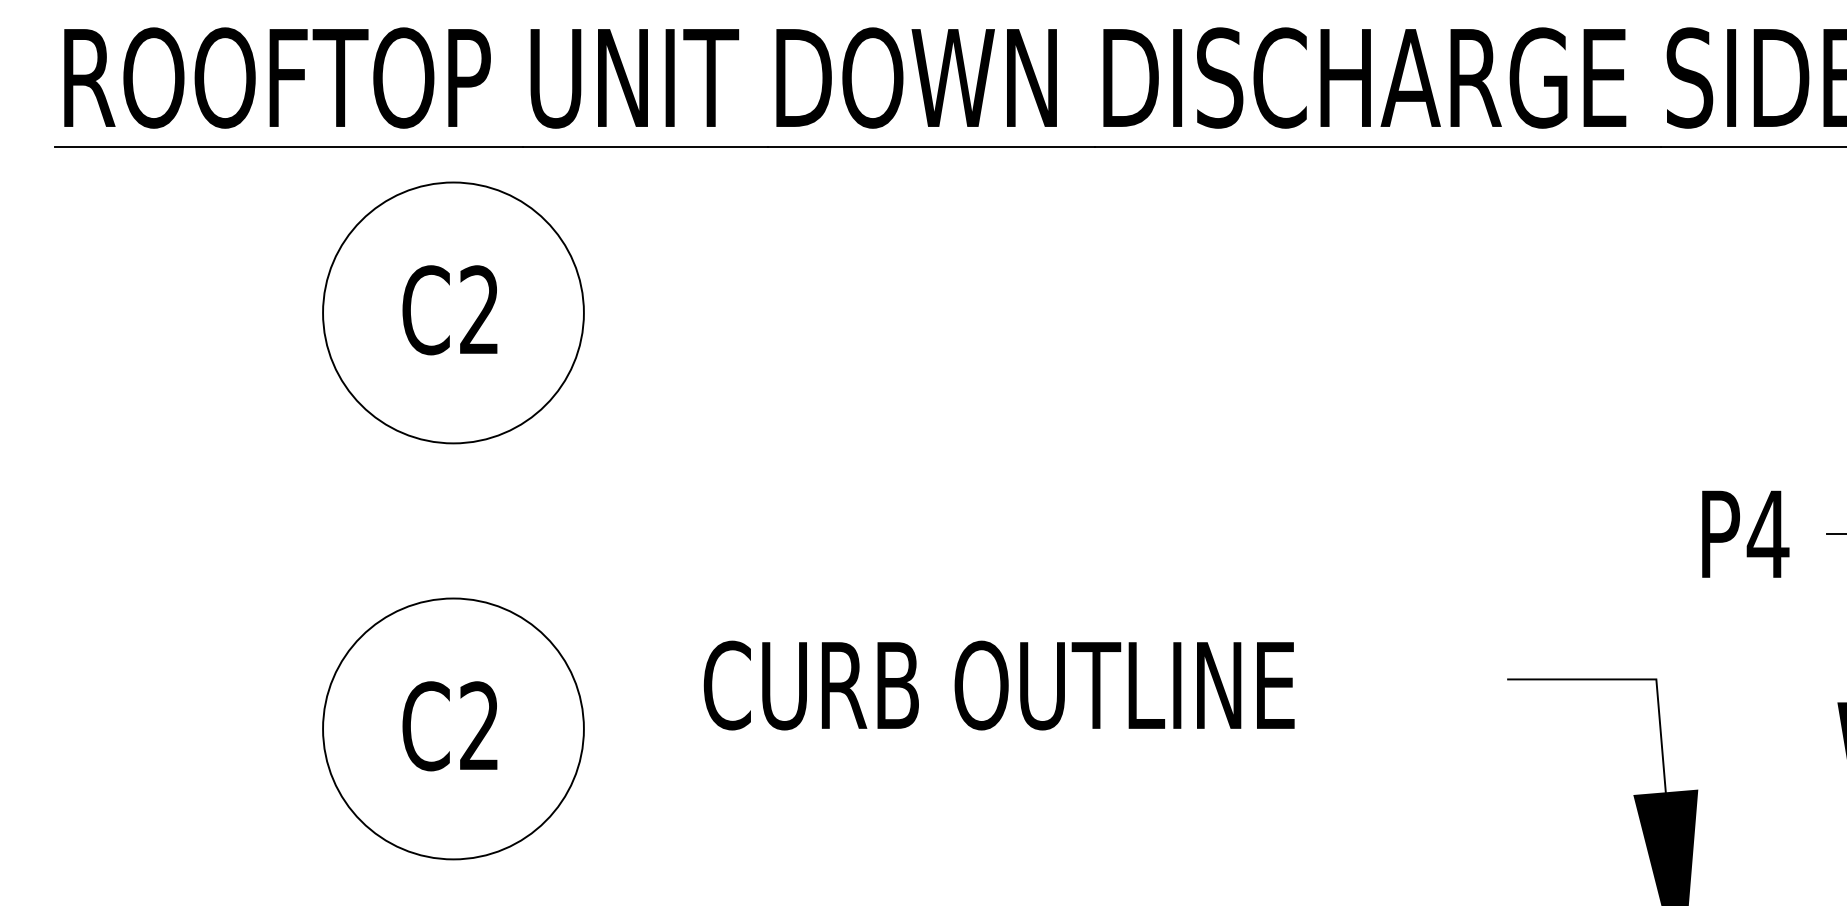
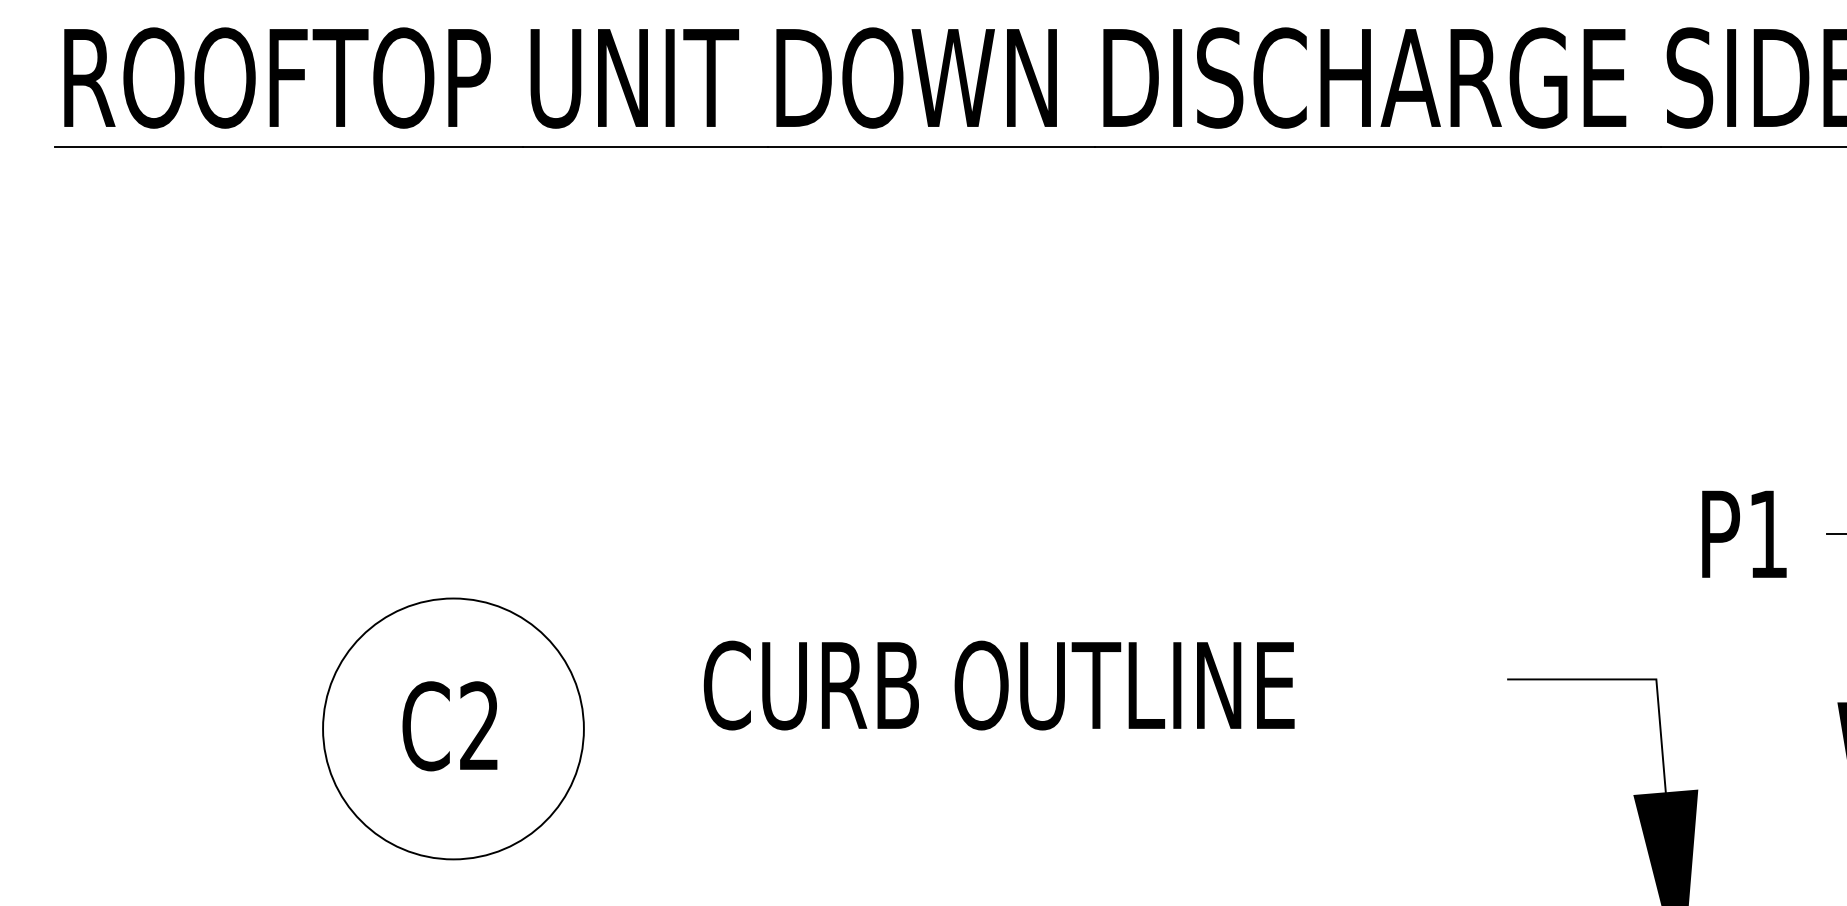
part: present -> none (453, 312)
text: P4 -> P1 (1767, 533)
